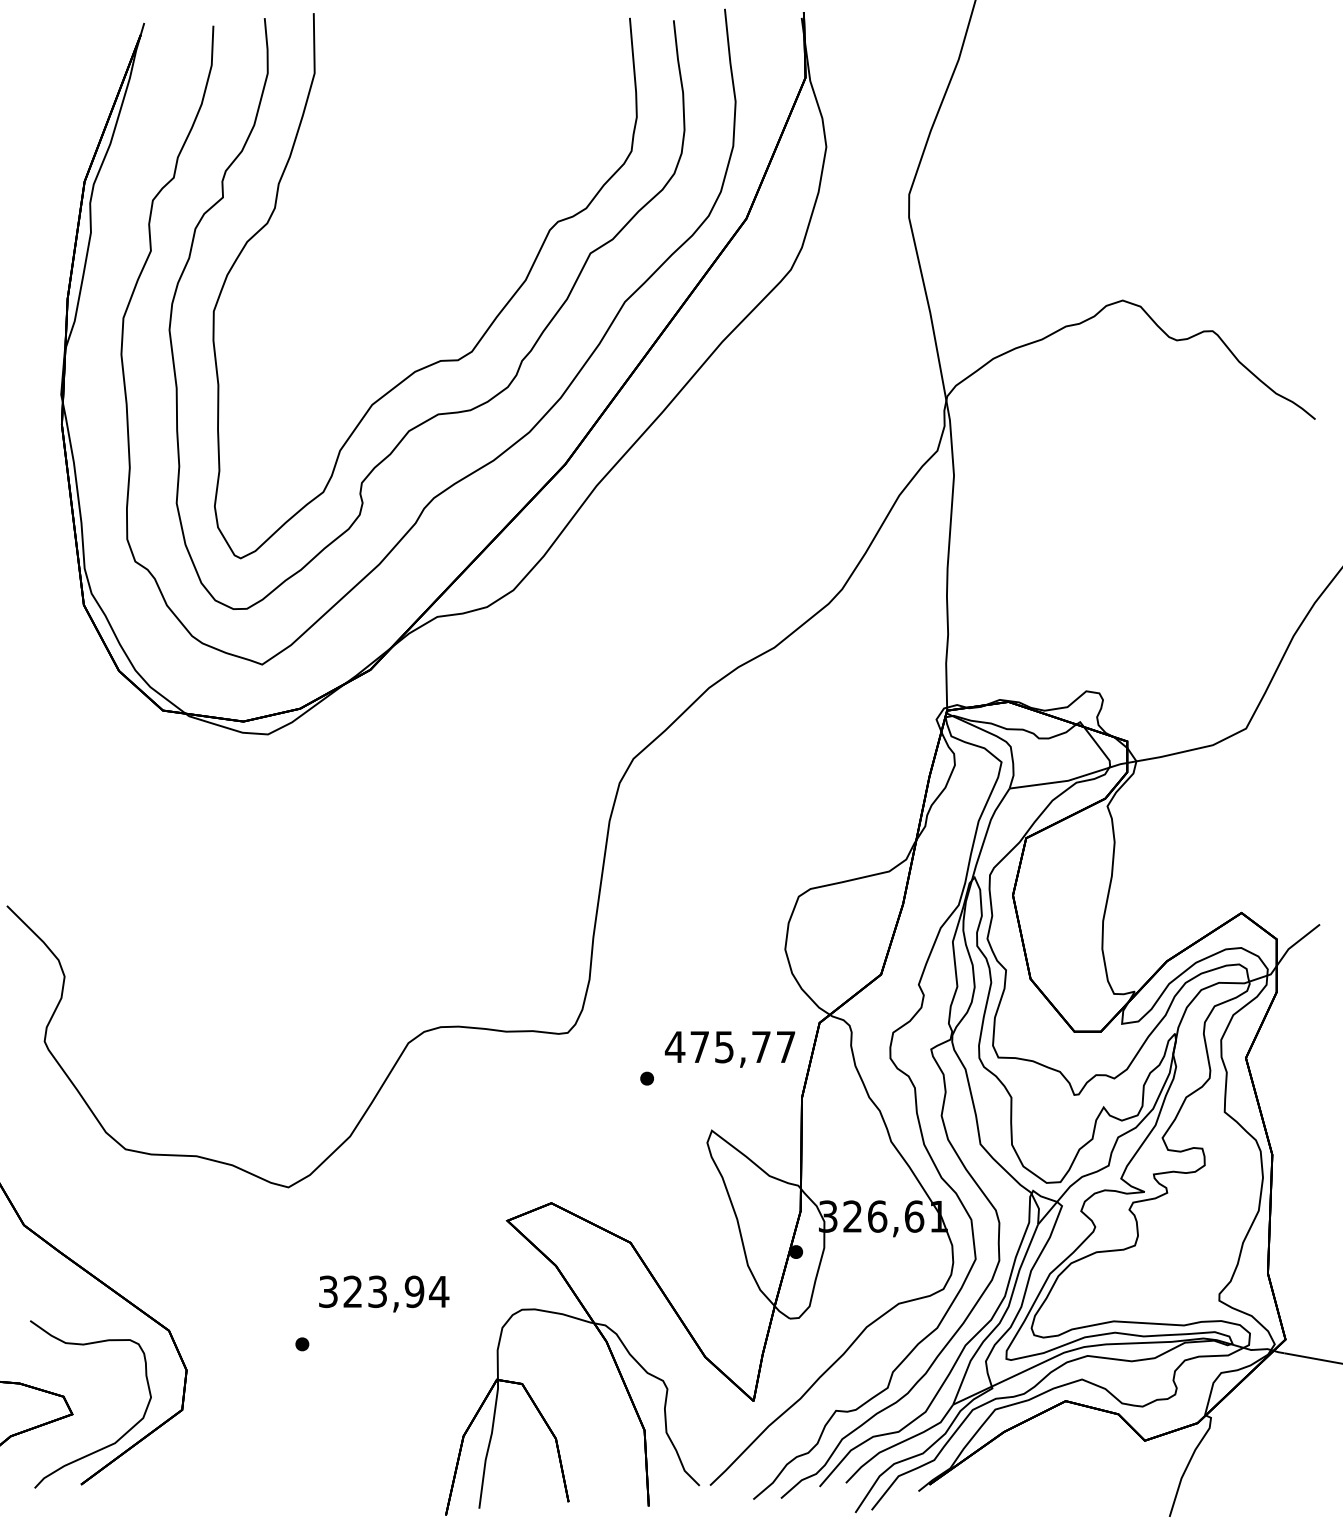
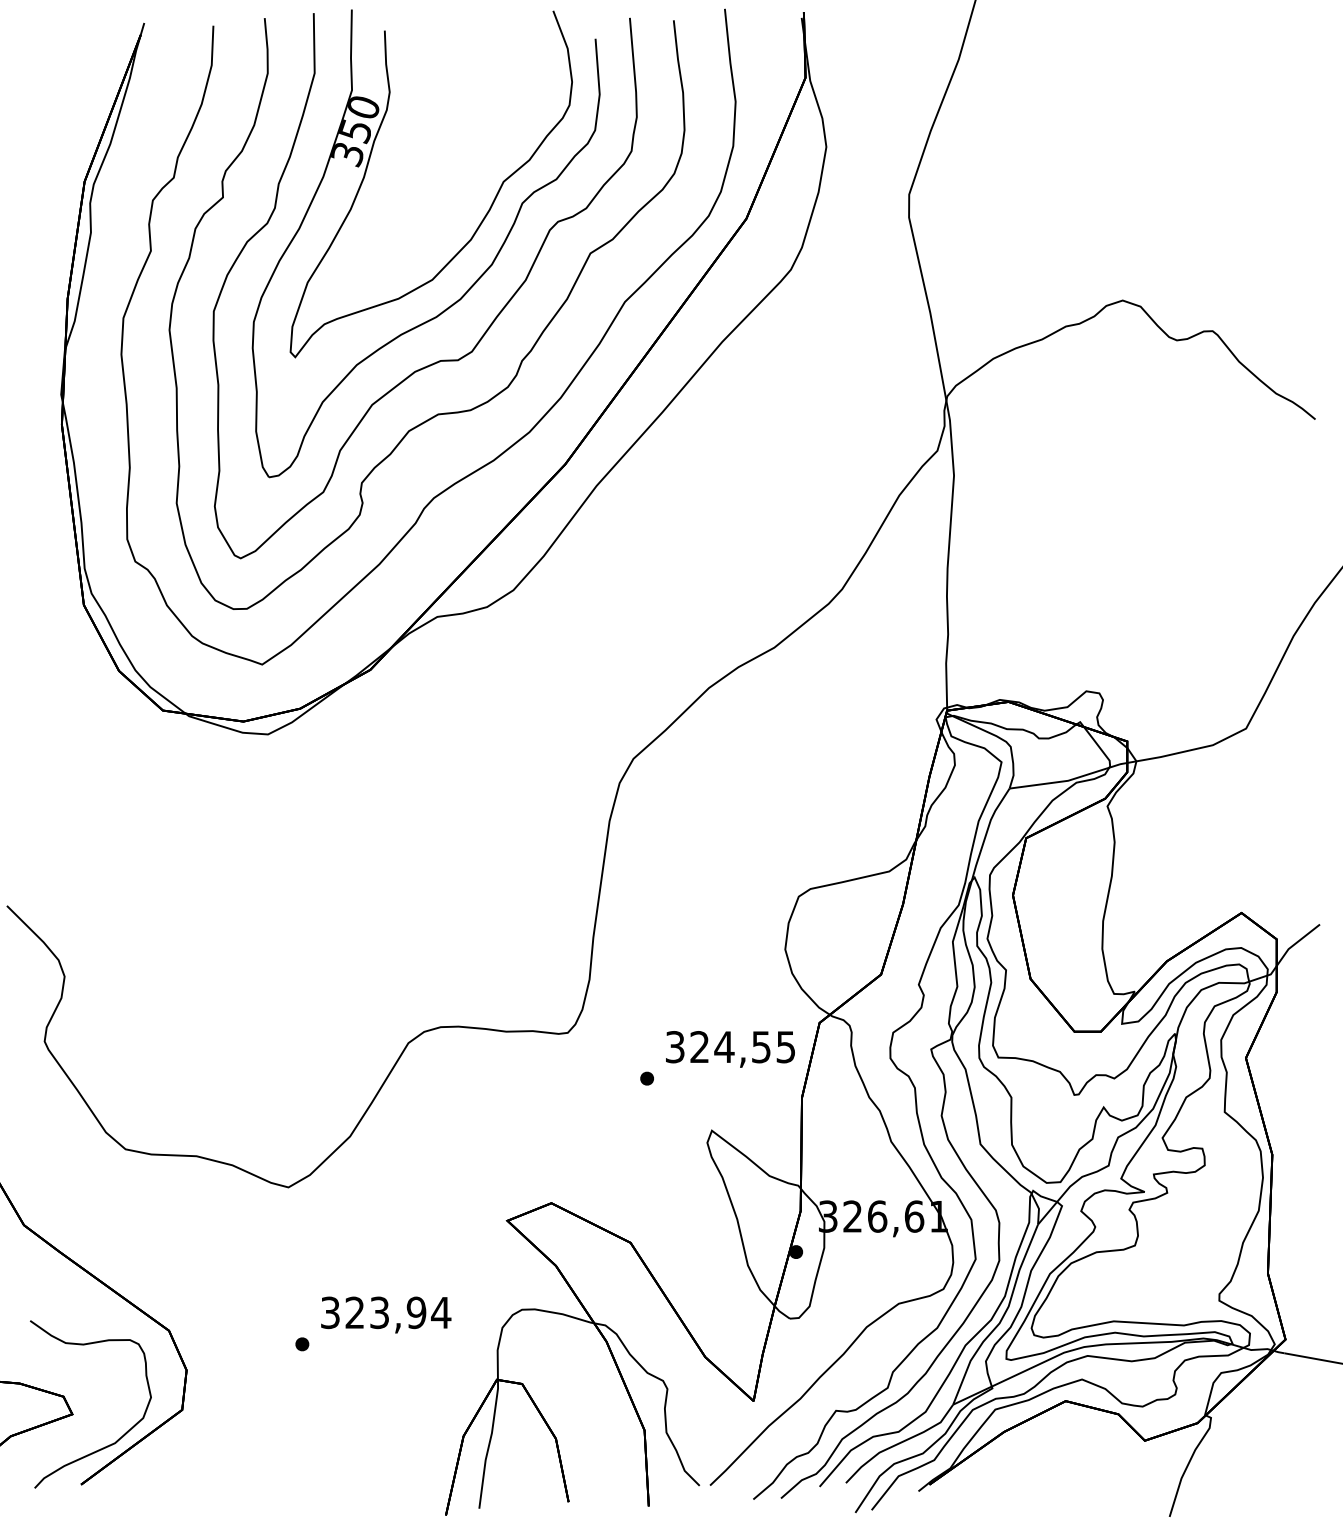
part: none -> present (446, 263)
text: 475,77 -> 324,55 (729, 1047)
text position: (384, 1293) -> (386, 1314) (386, 1314)
